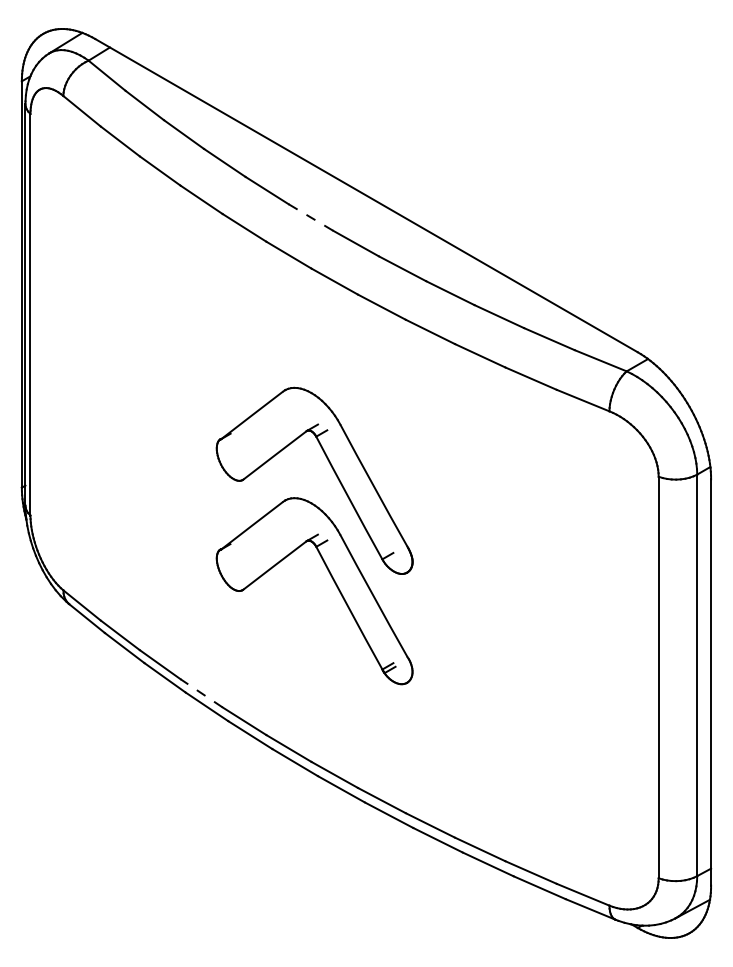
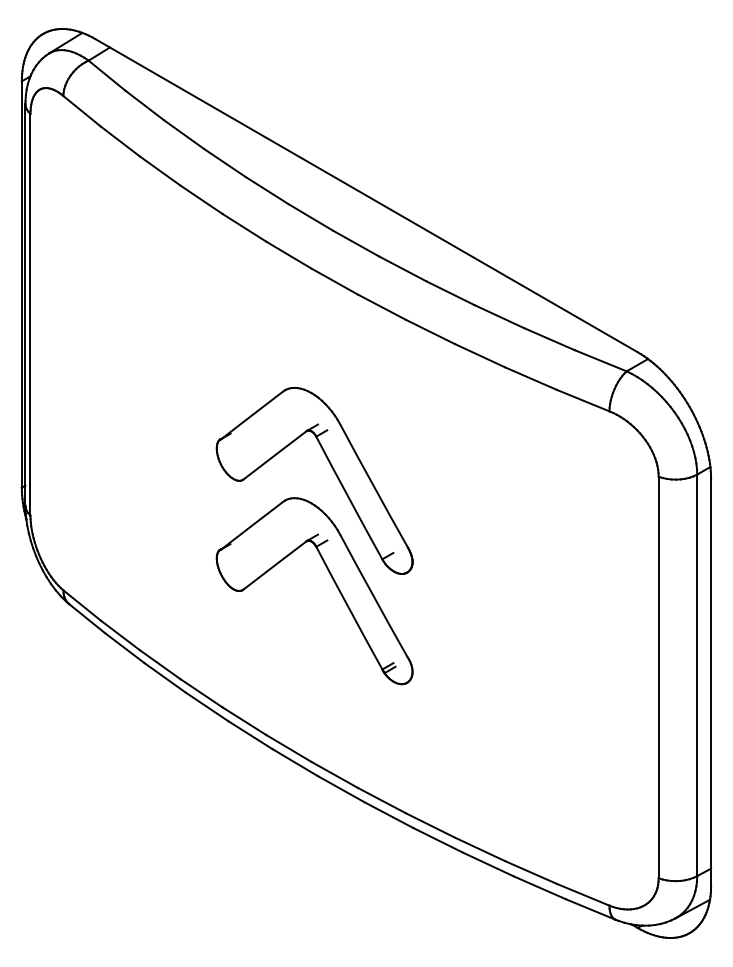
line: dashed -> solid (310, 217)
line: dashed -> solid (201, 693)
